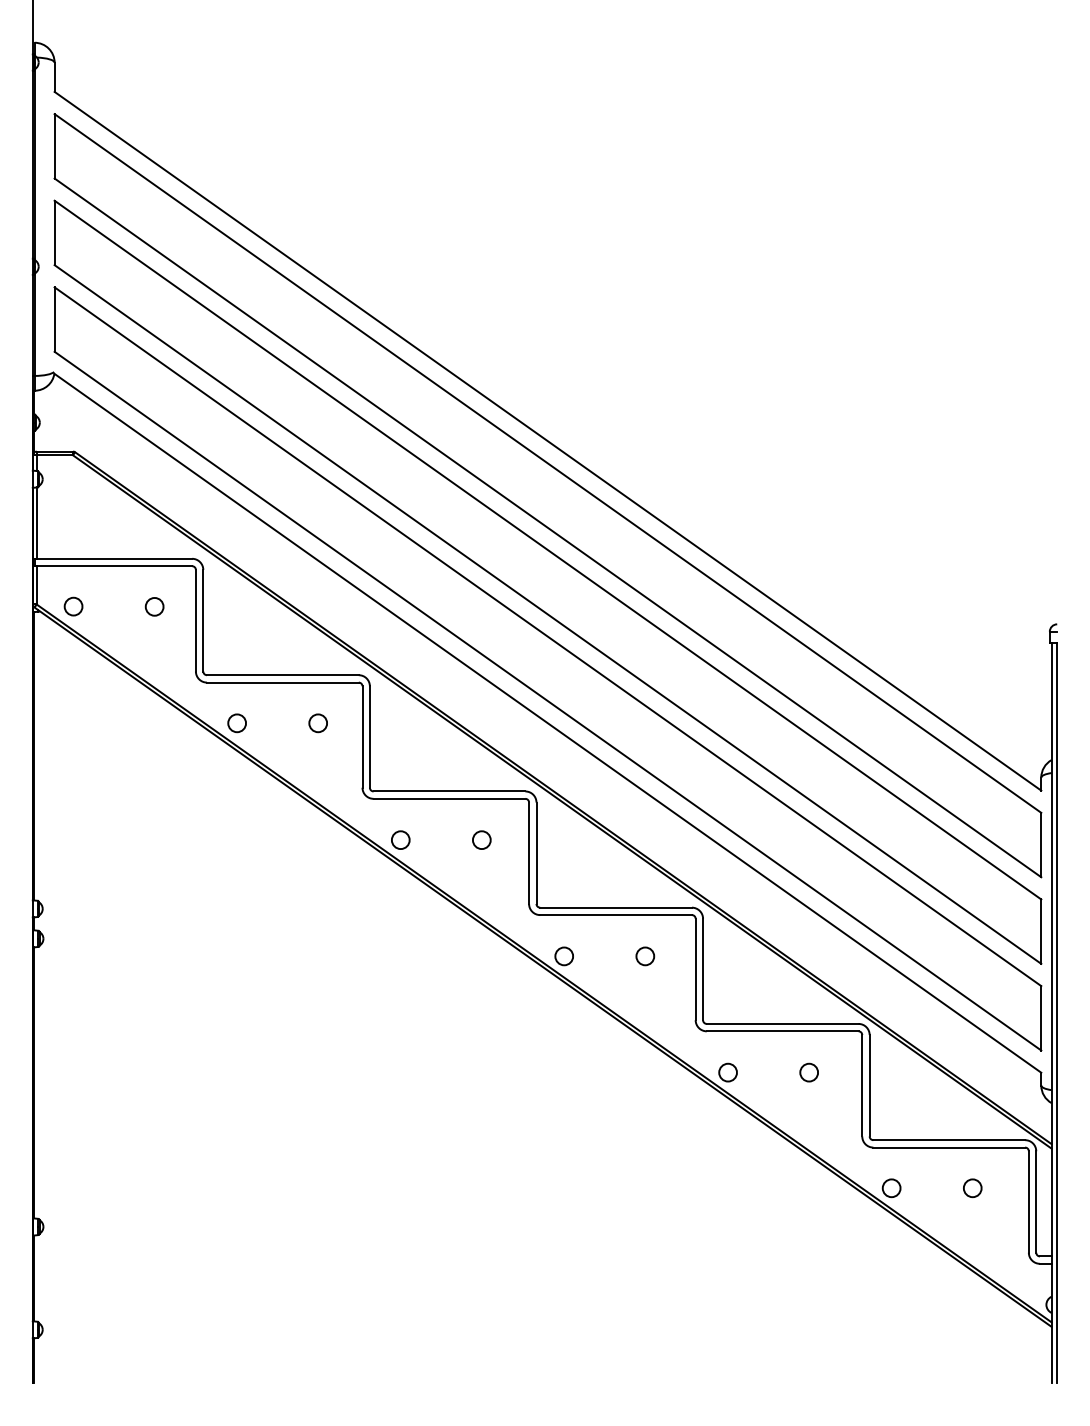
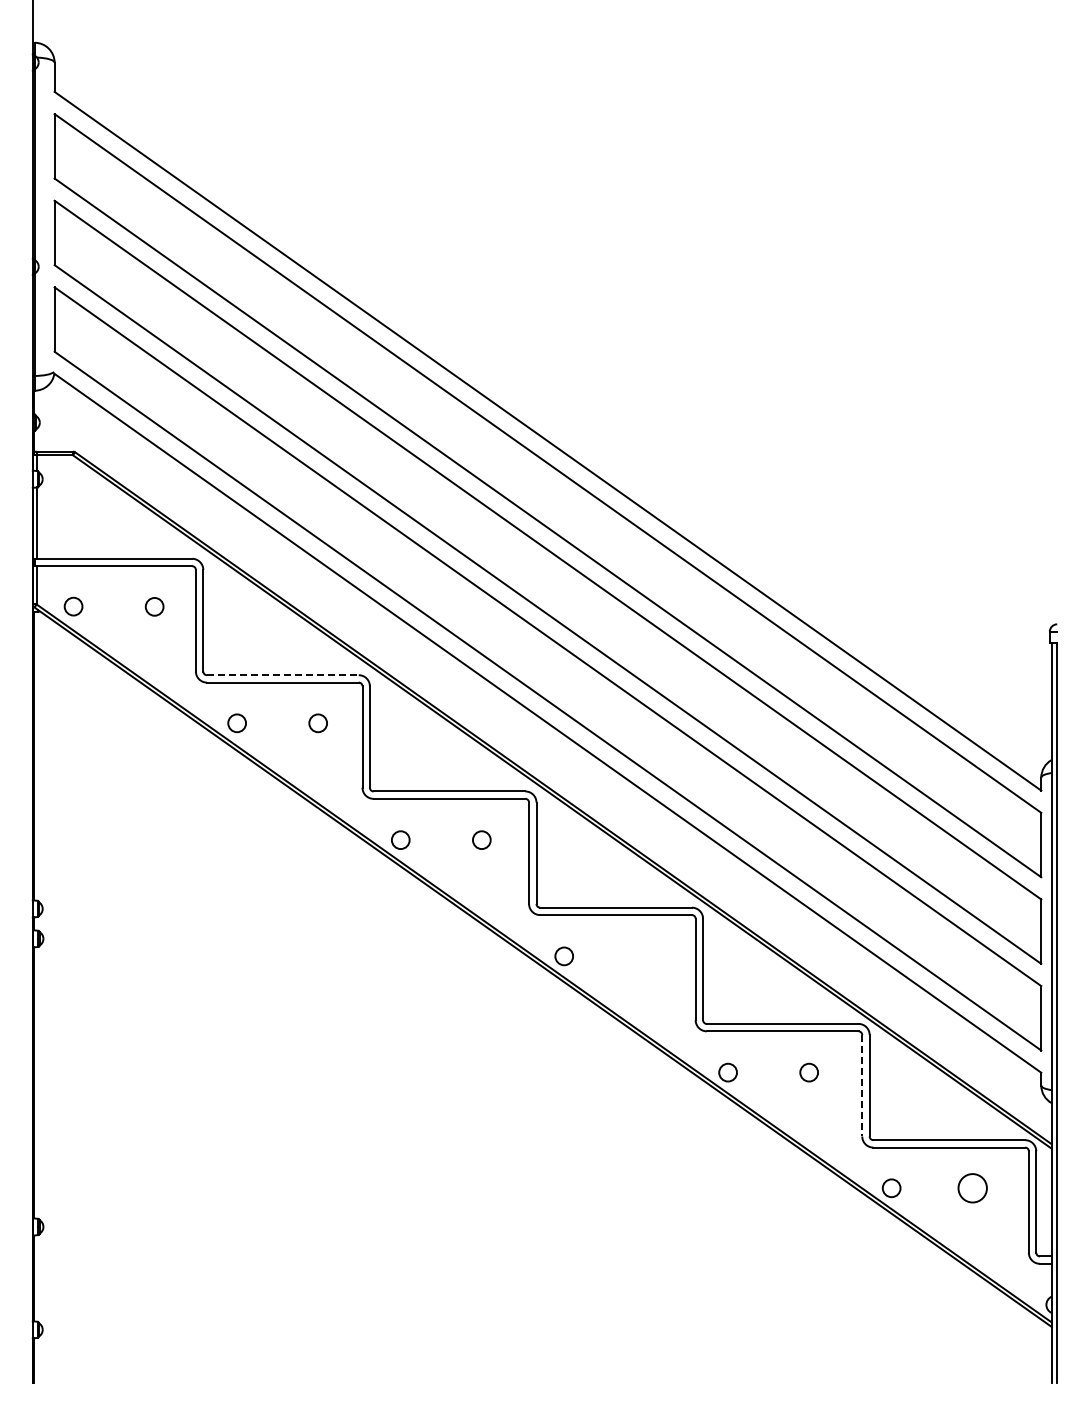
line: solid -> dashed (282, 675)
circle: present -> none (645, 956)
line: solid -> dashed (862, 1085)
circle diameter: 18 px -> 28 px (972, 1188)
